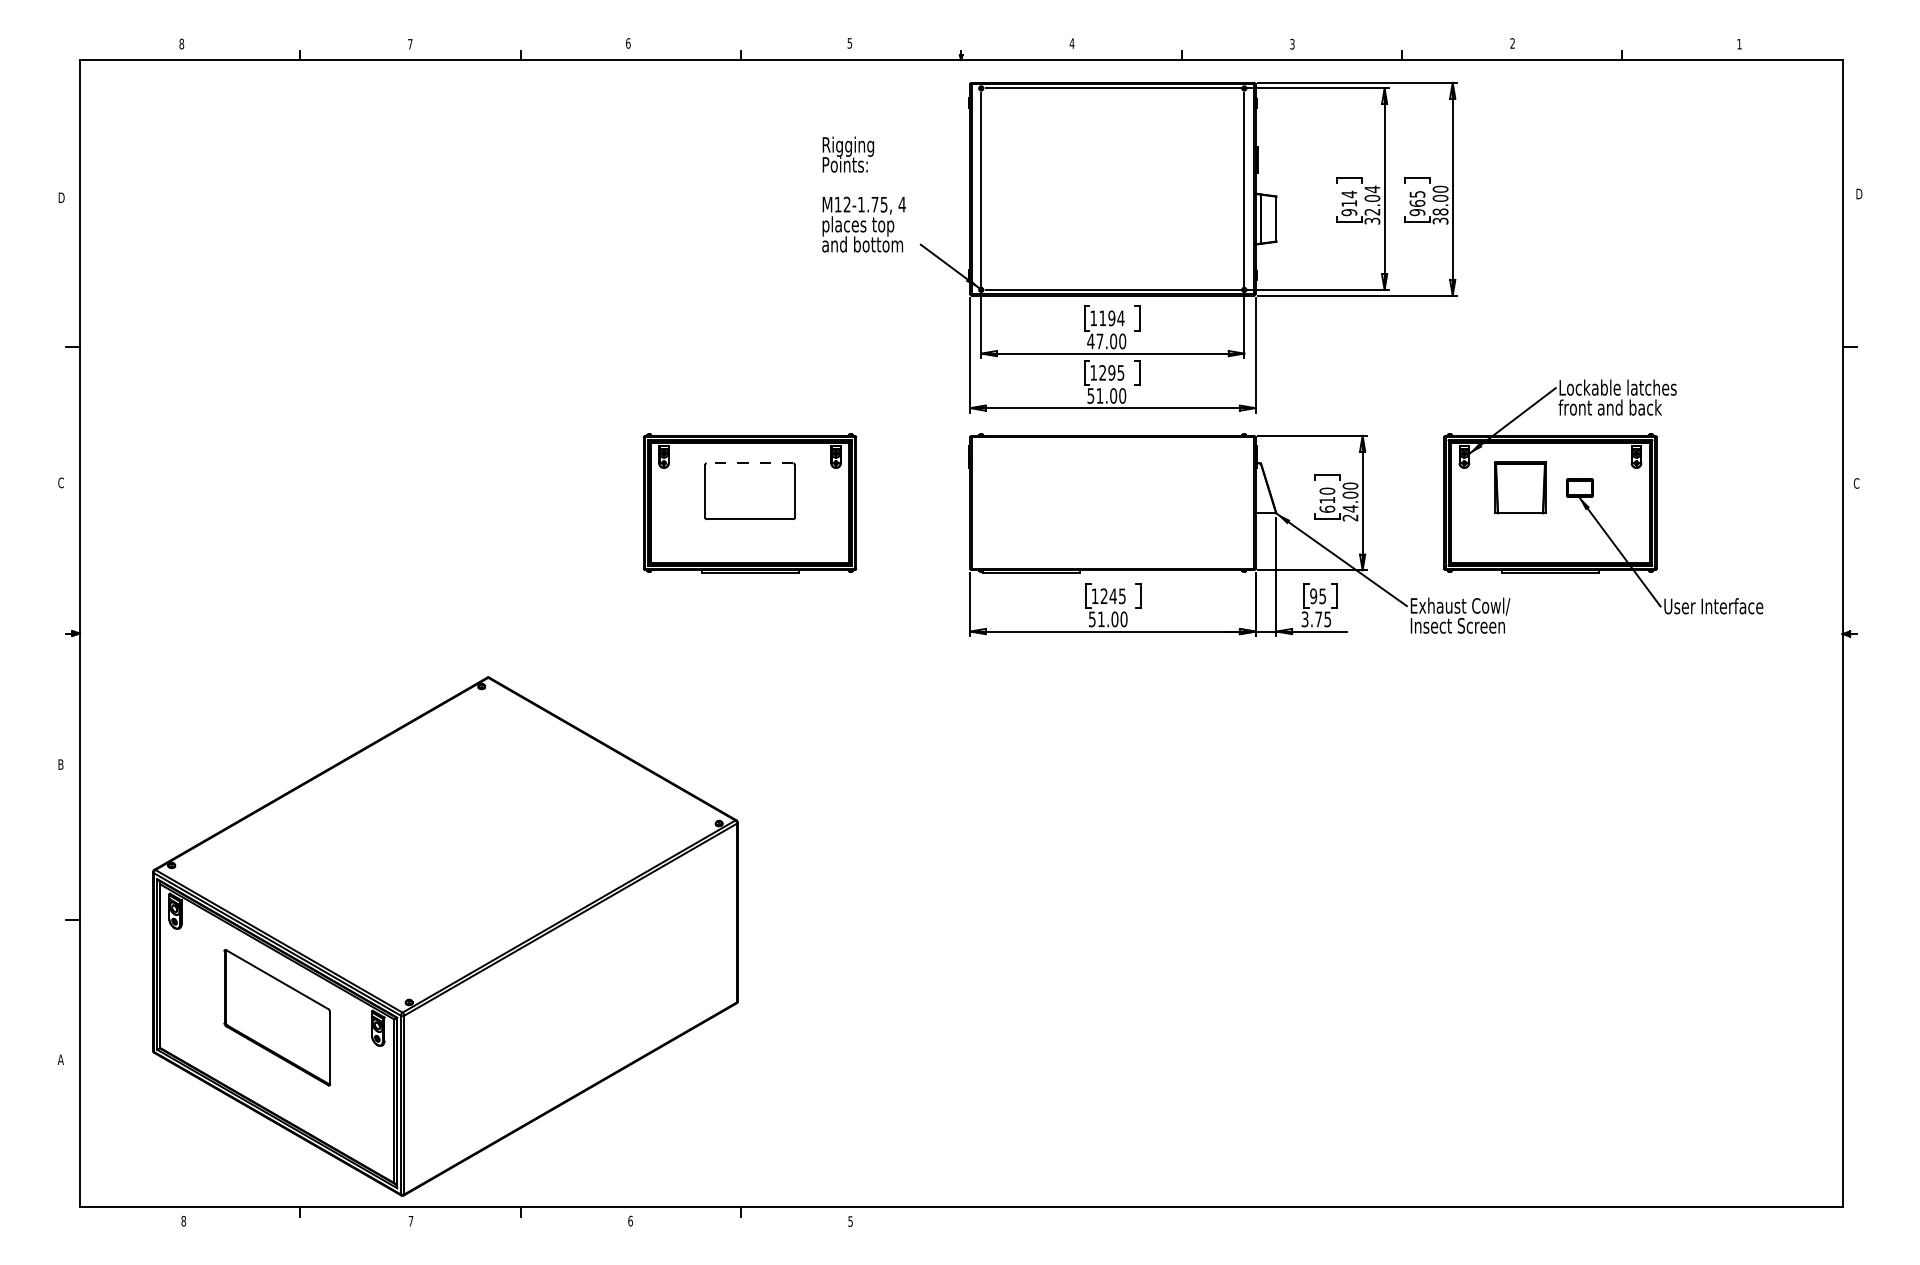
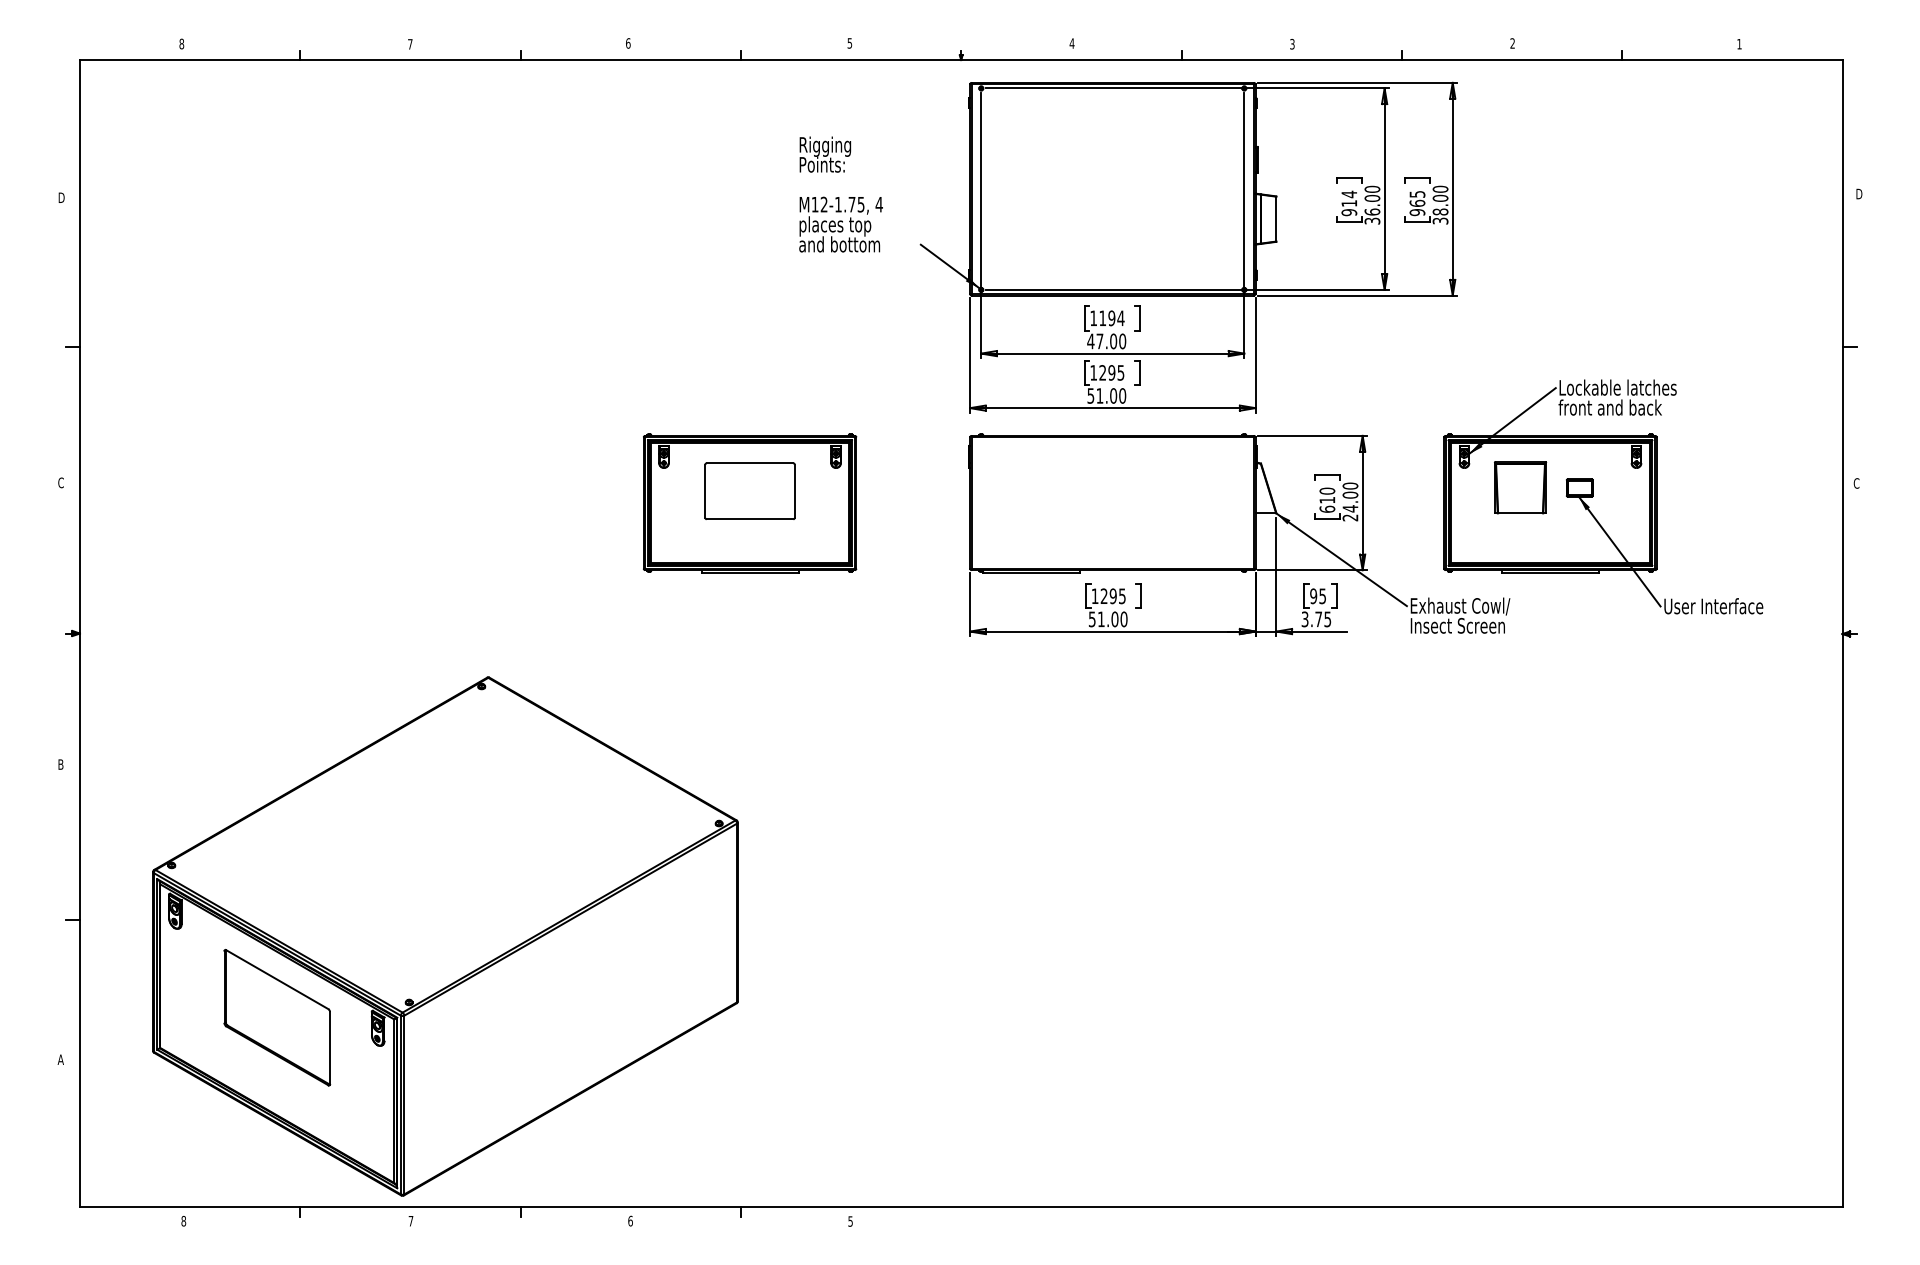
text position: (863, 194) -> (840, 194) (840, 194)
text: 32.04 -> 36.00 (1372, 200)
line: dashed -> solid (749, 463)
text: 1245 -> 1295 (1112, 596)
